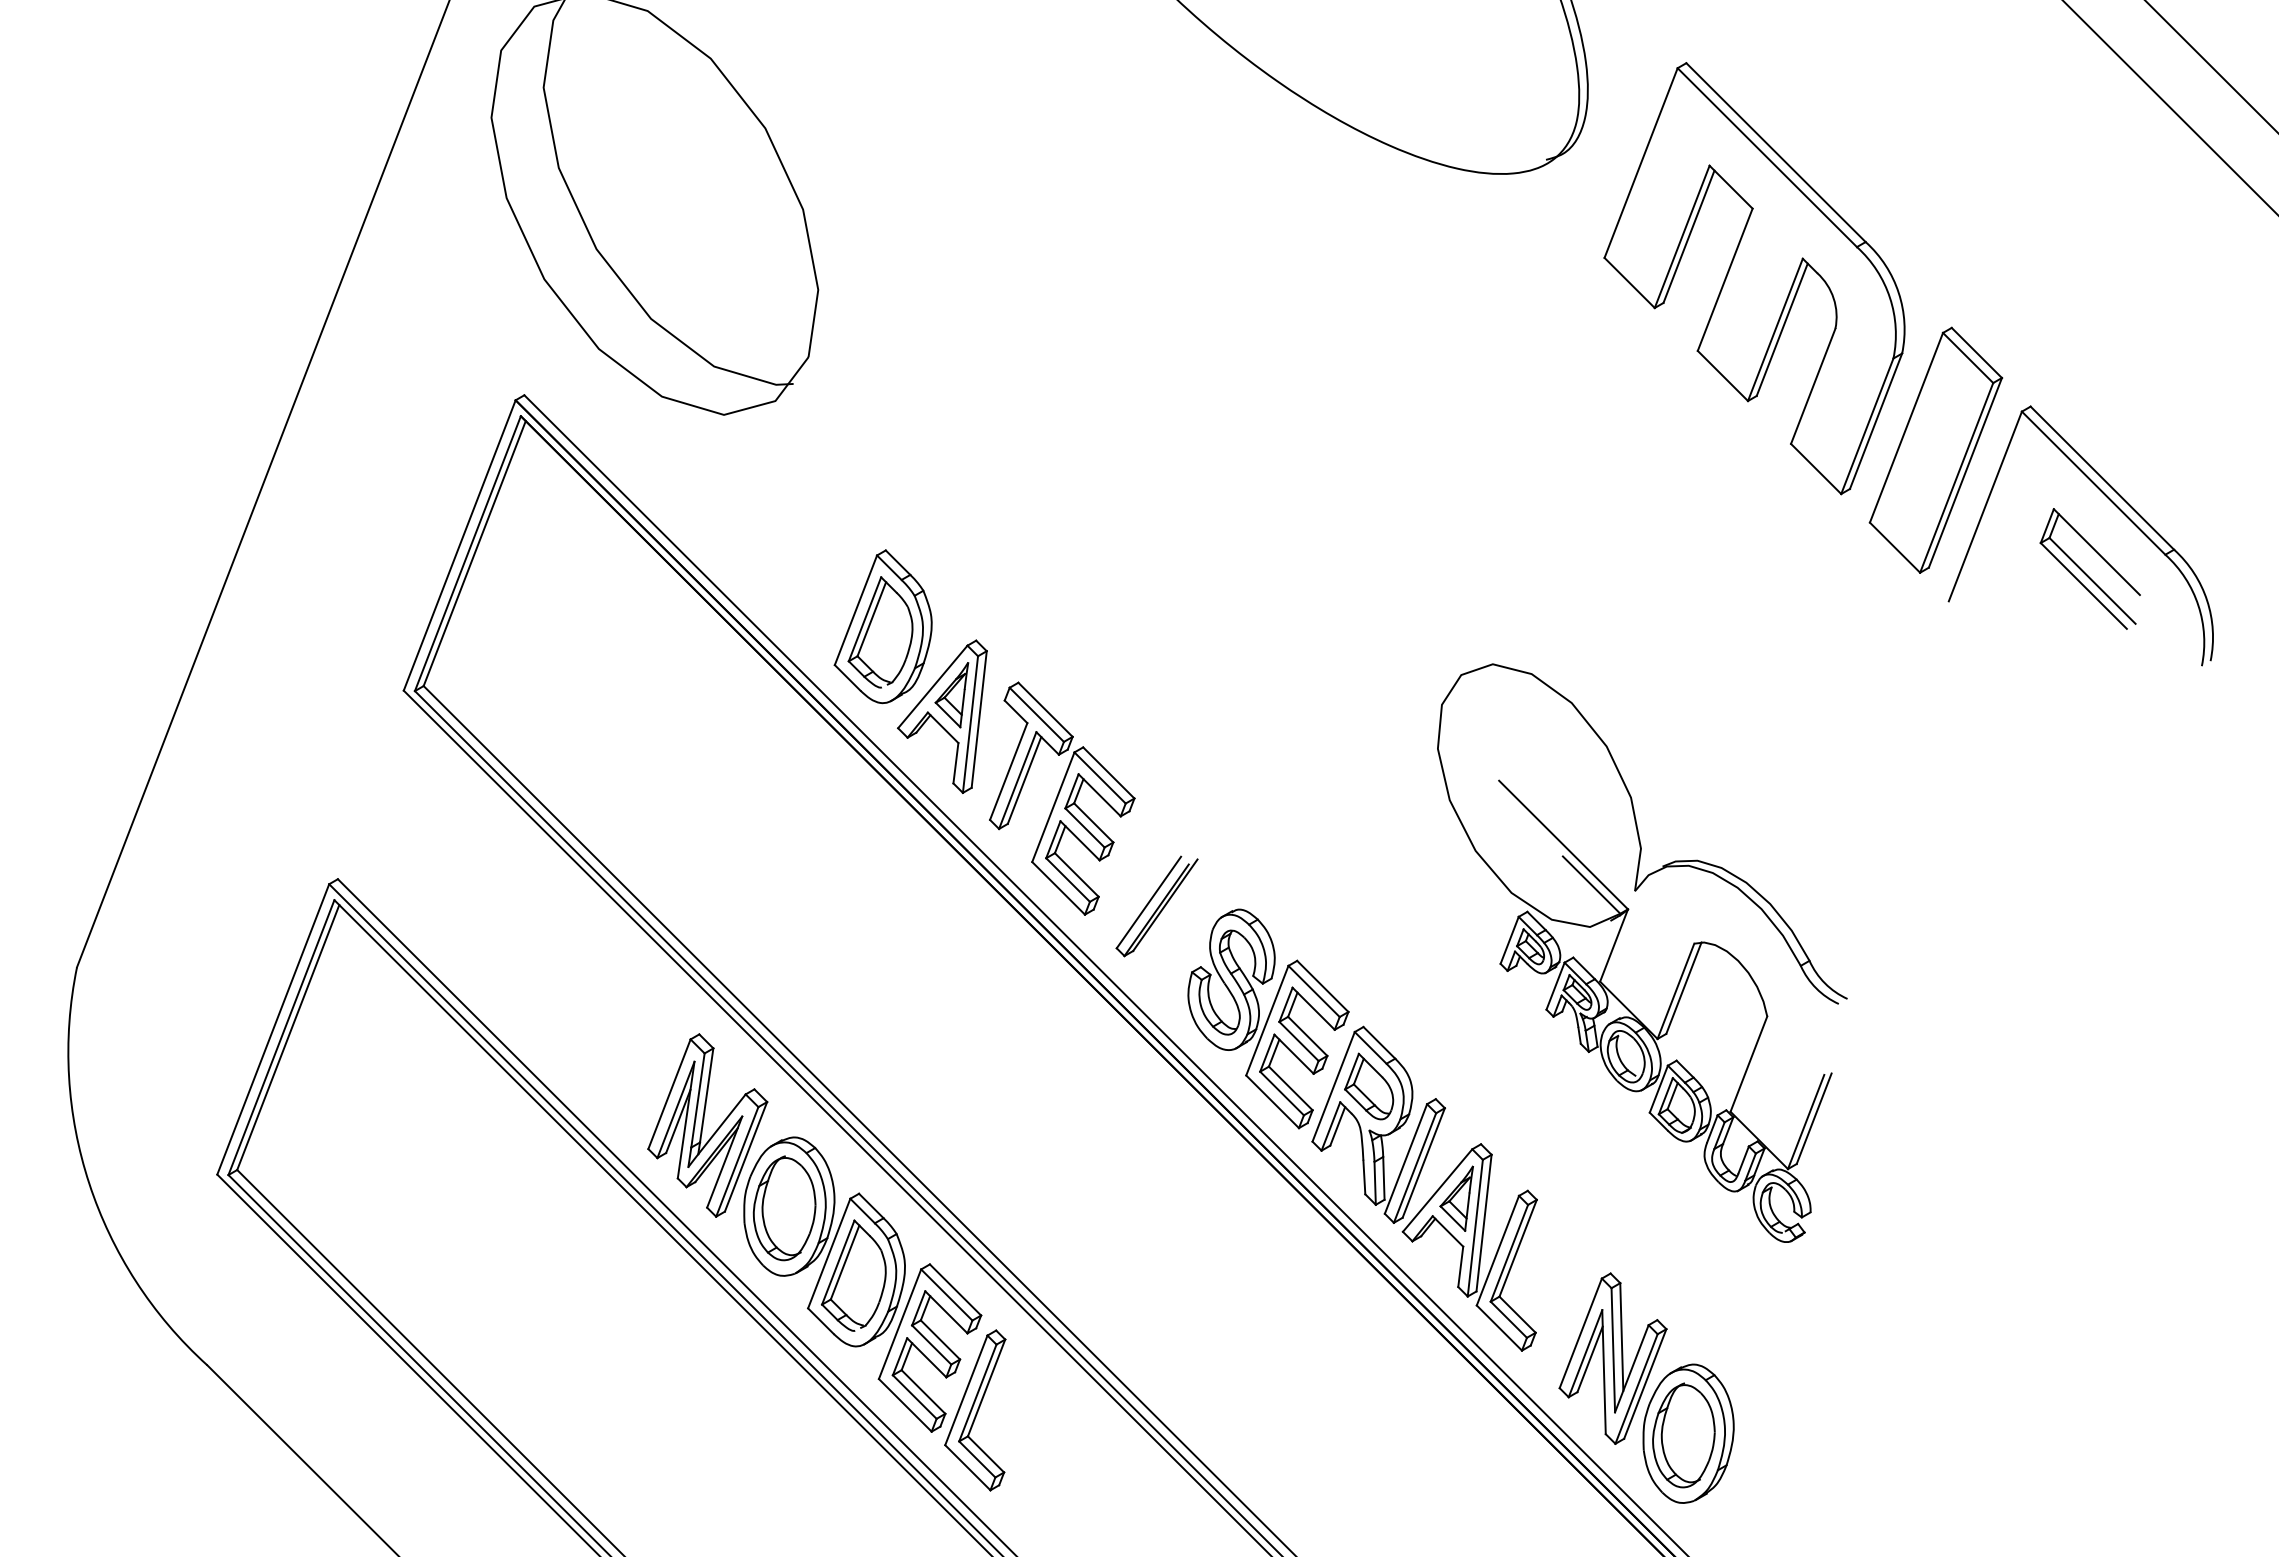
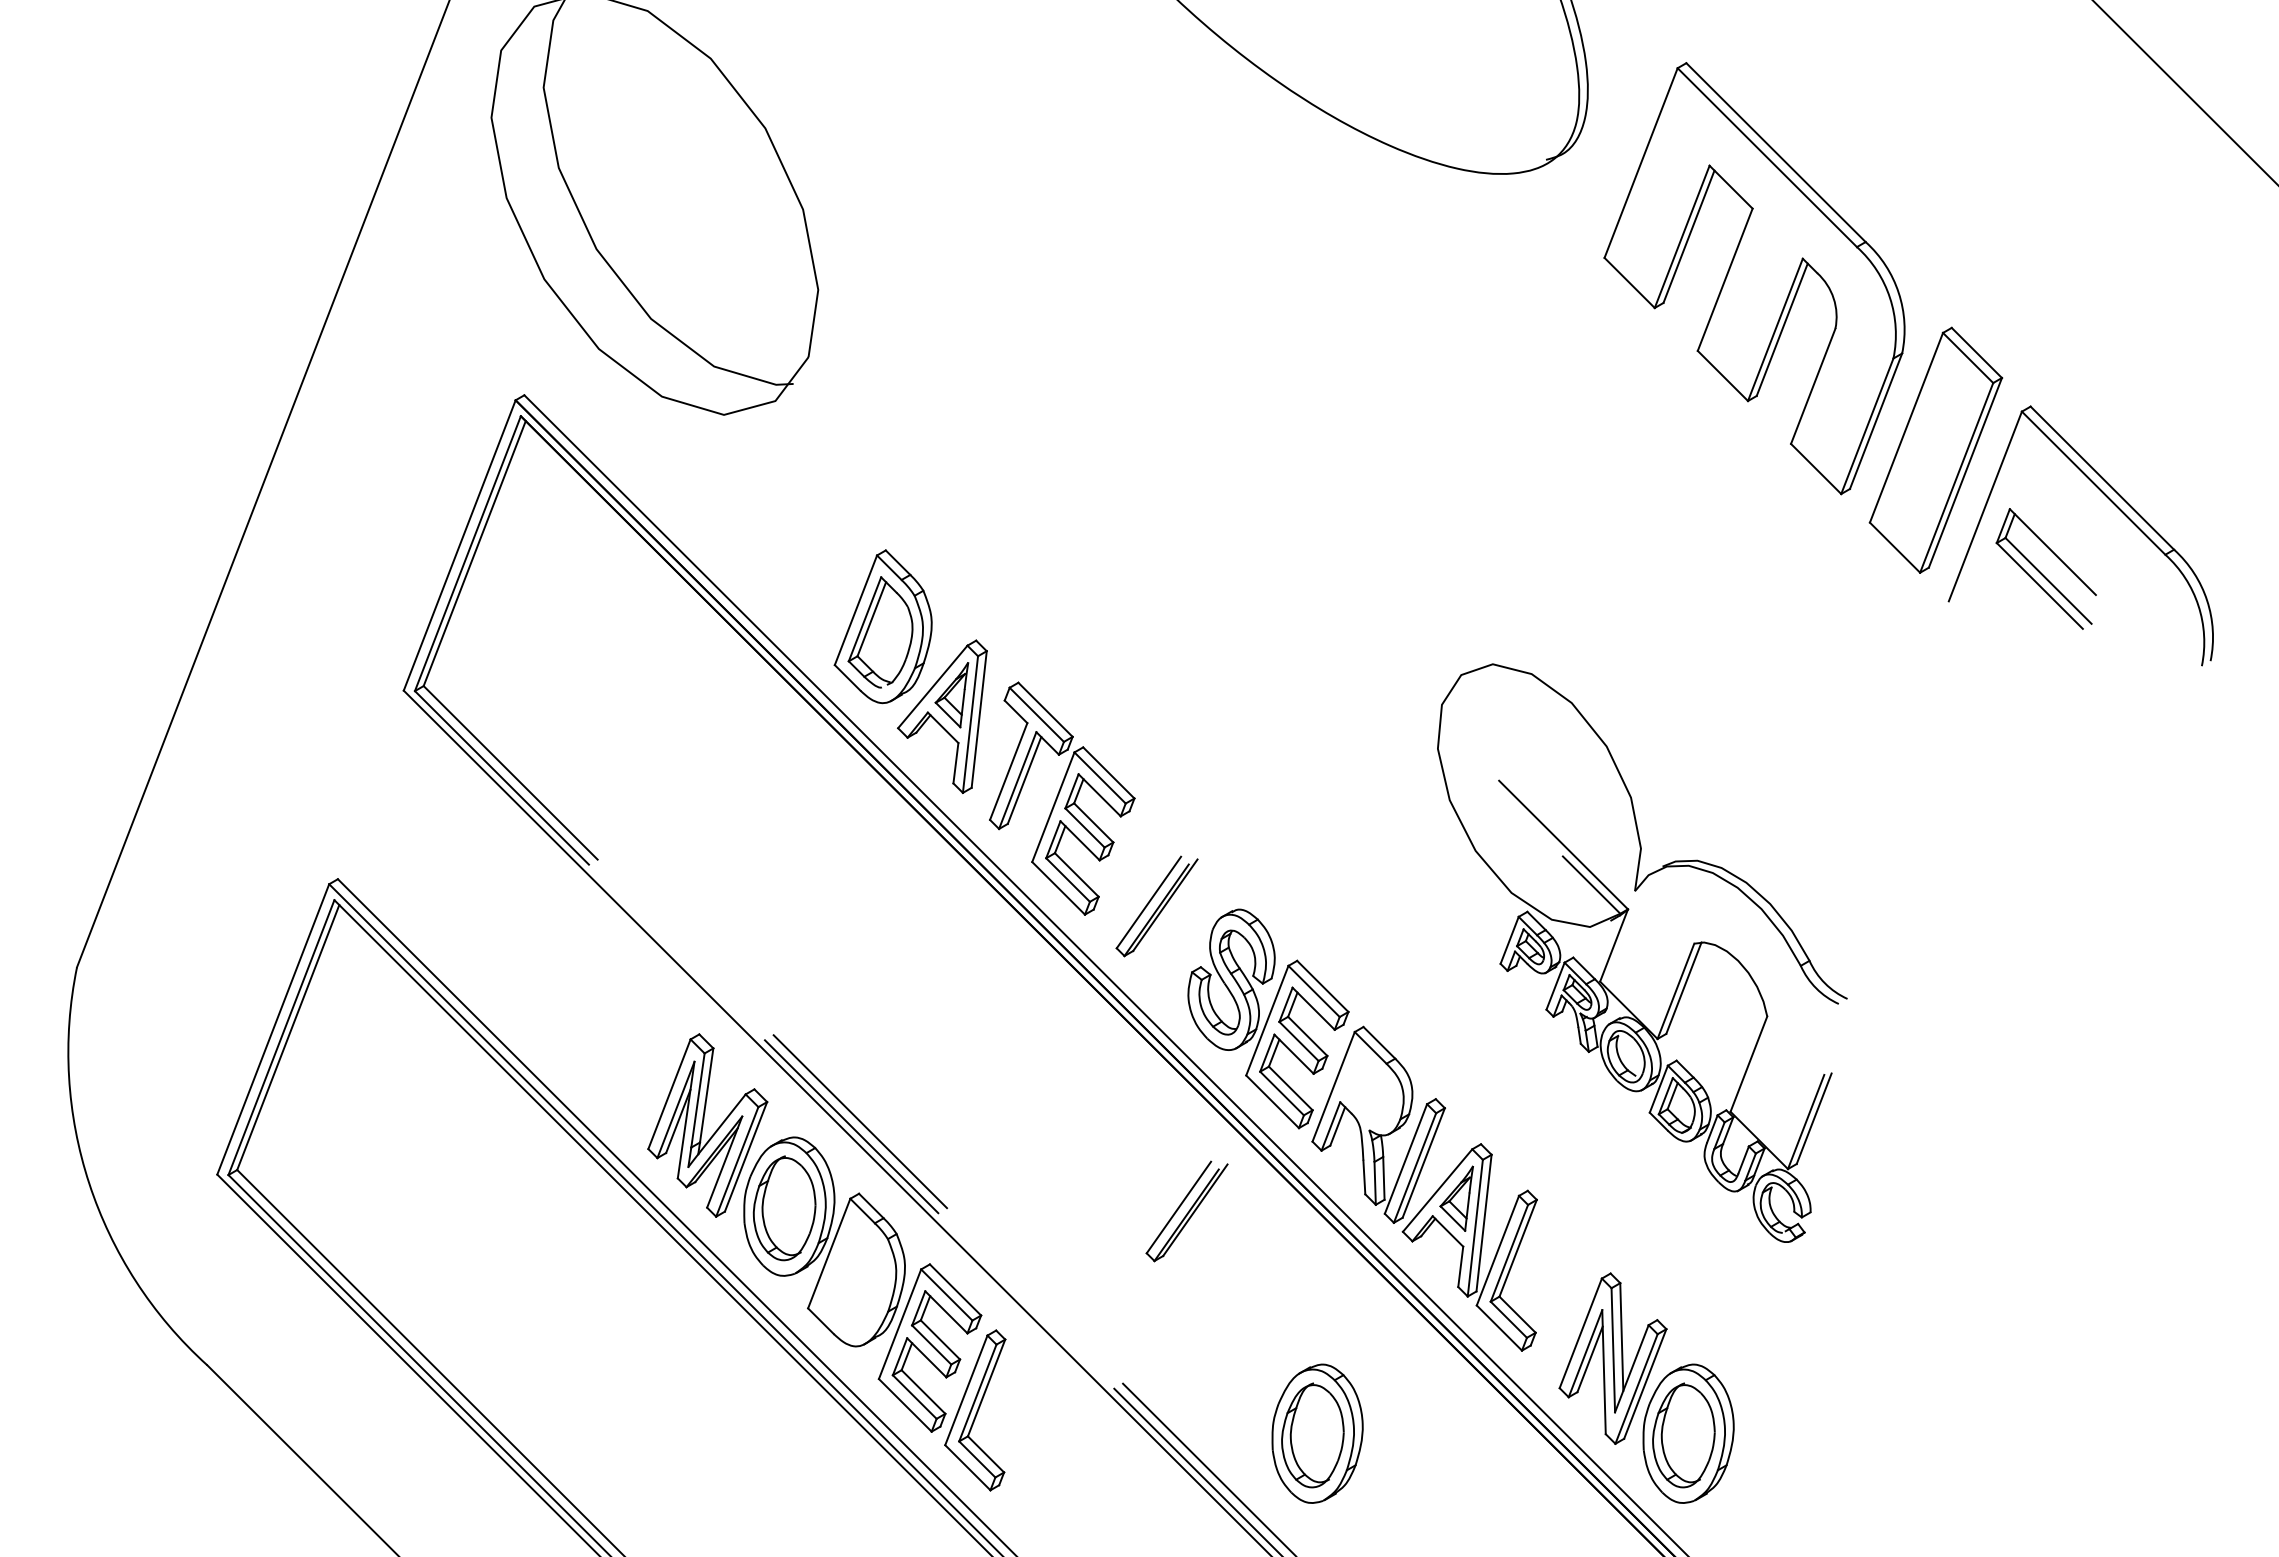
line: present -> none (2211, 66)
line position: (2169, 107) -> (2184, 92) (2184, 92)
part position: (2089, 568) -> (2045, 568) (2045, 568)
part: present -> none (1369, 1086)
line: solid -> dashed (860, 1121)
line: solid -> dashed (848, 1123)
part: none -> present (1186, 1211)
part: present -> none (853, 1275)
part: none -> present (1317, 1433)
